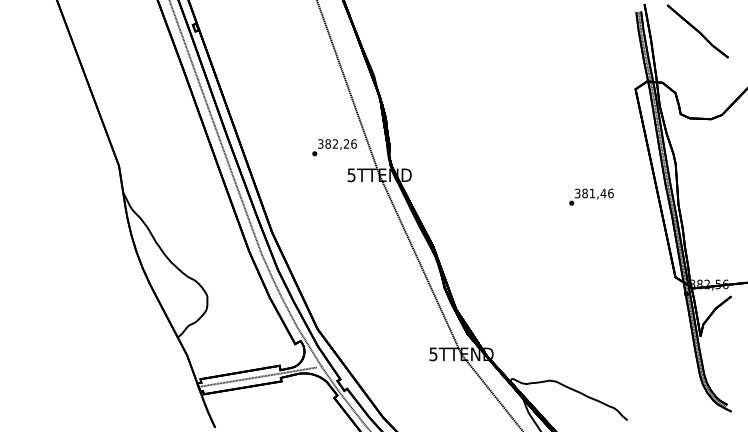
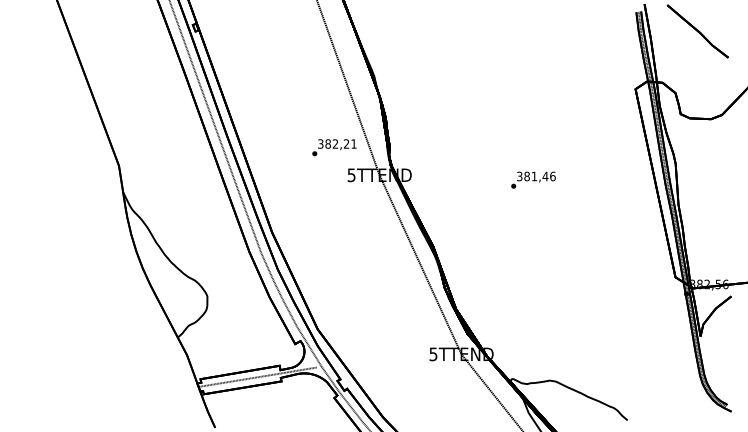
text: 382,26 -> 382,21 (353, 143)
text position: (591, 196) -> (533, 179) (533, 179)
